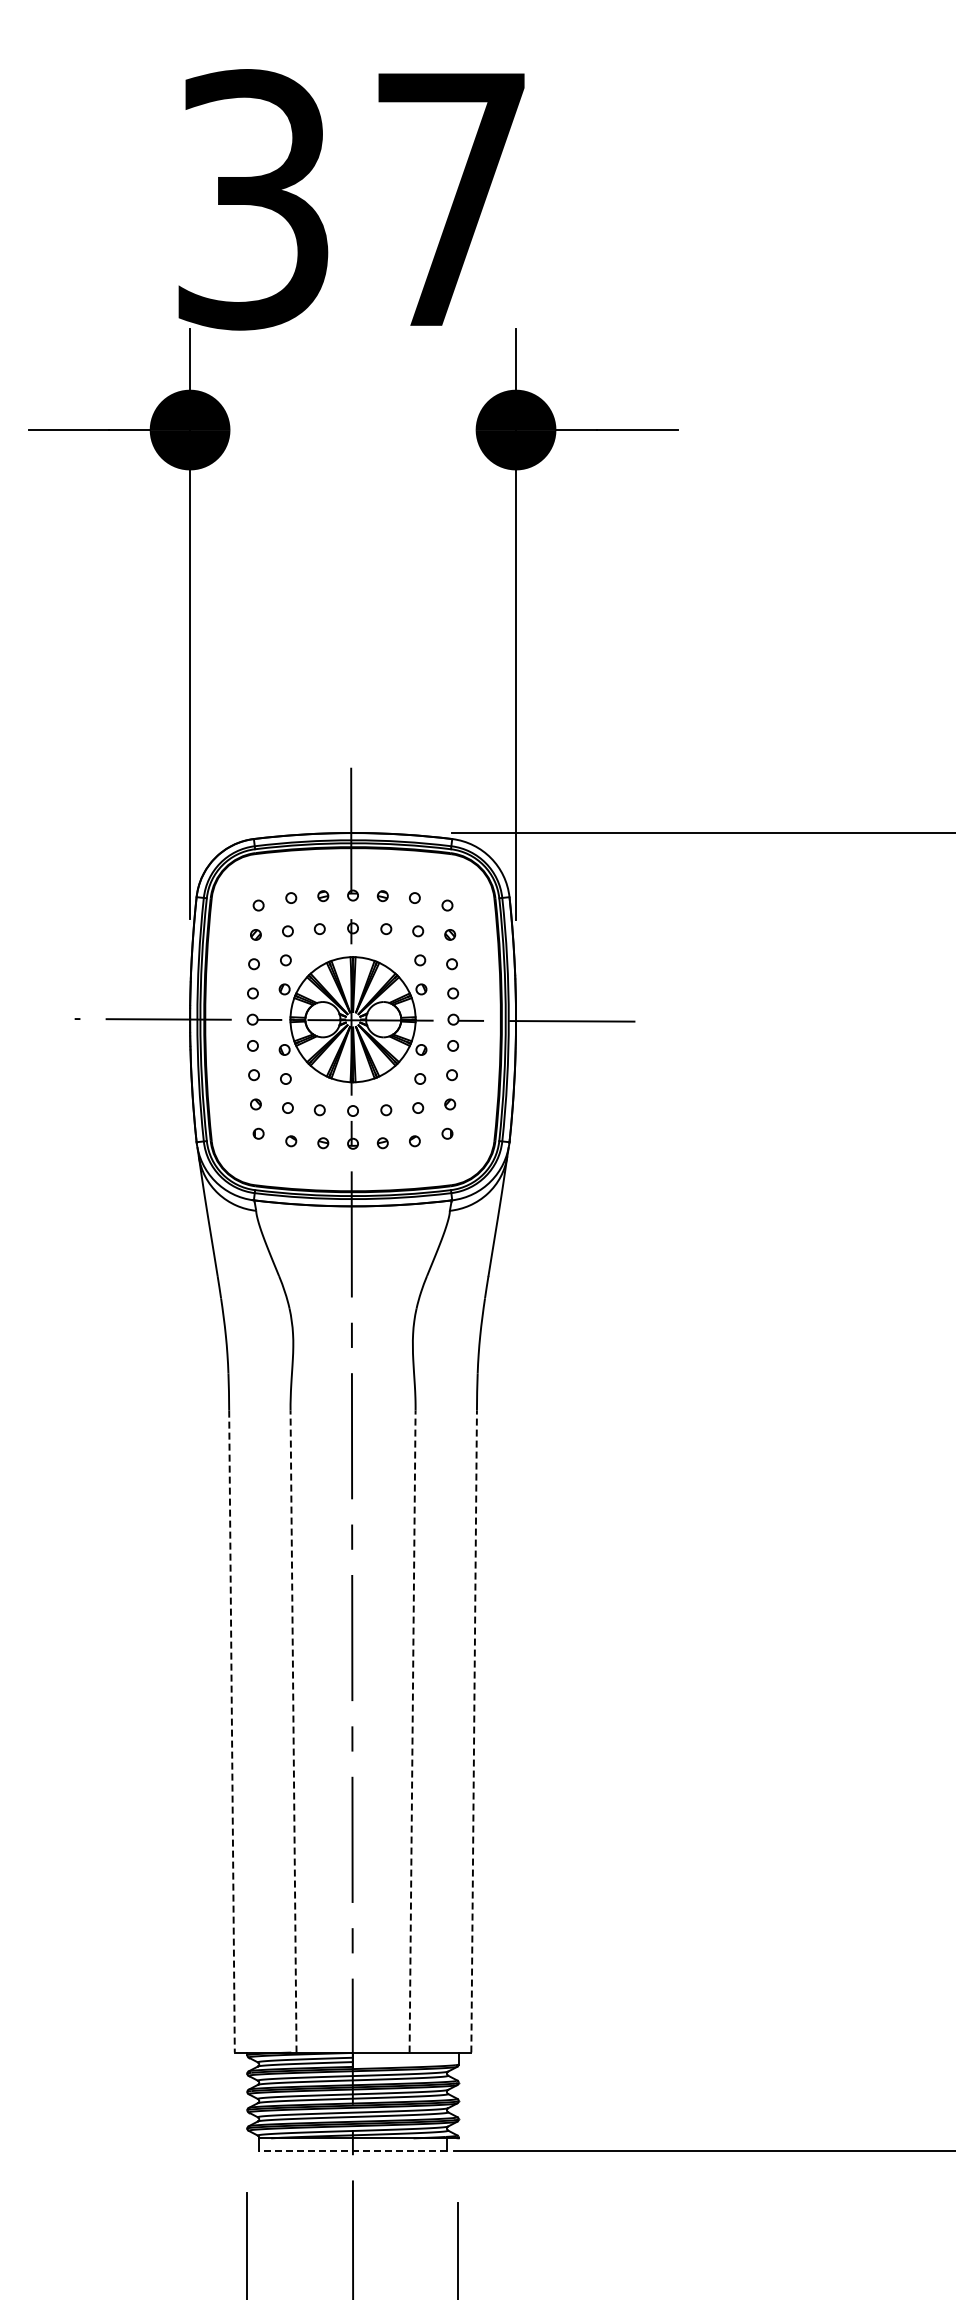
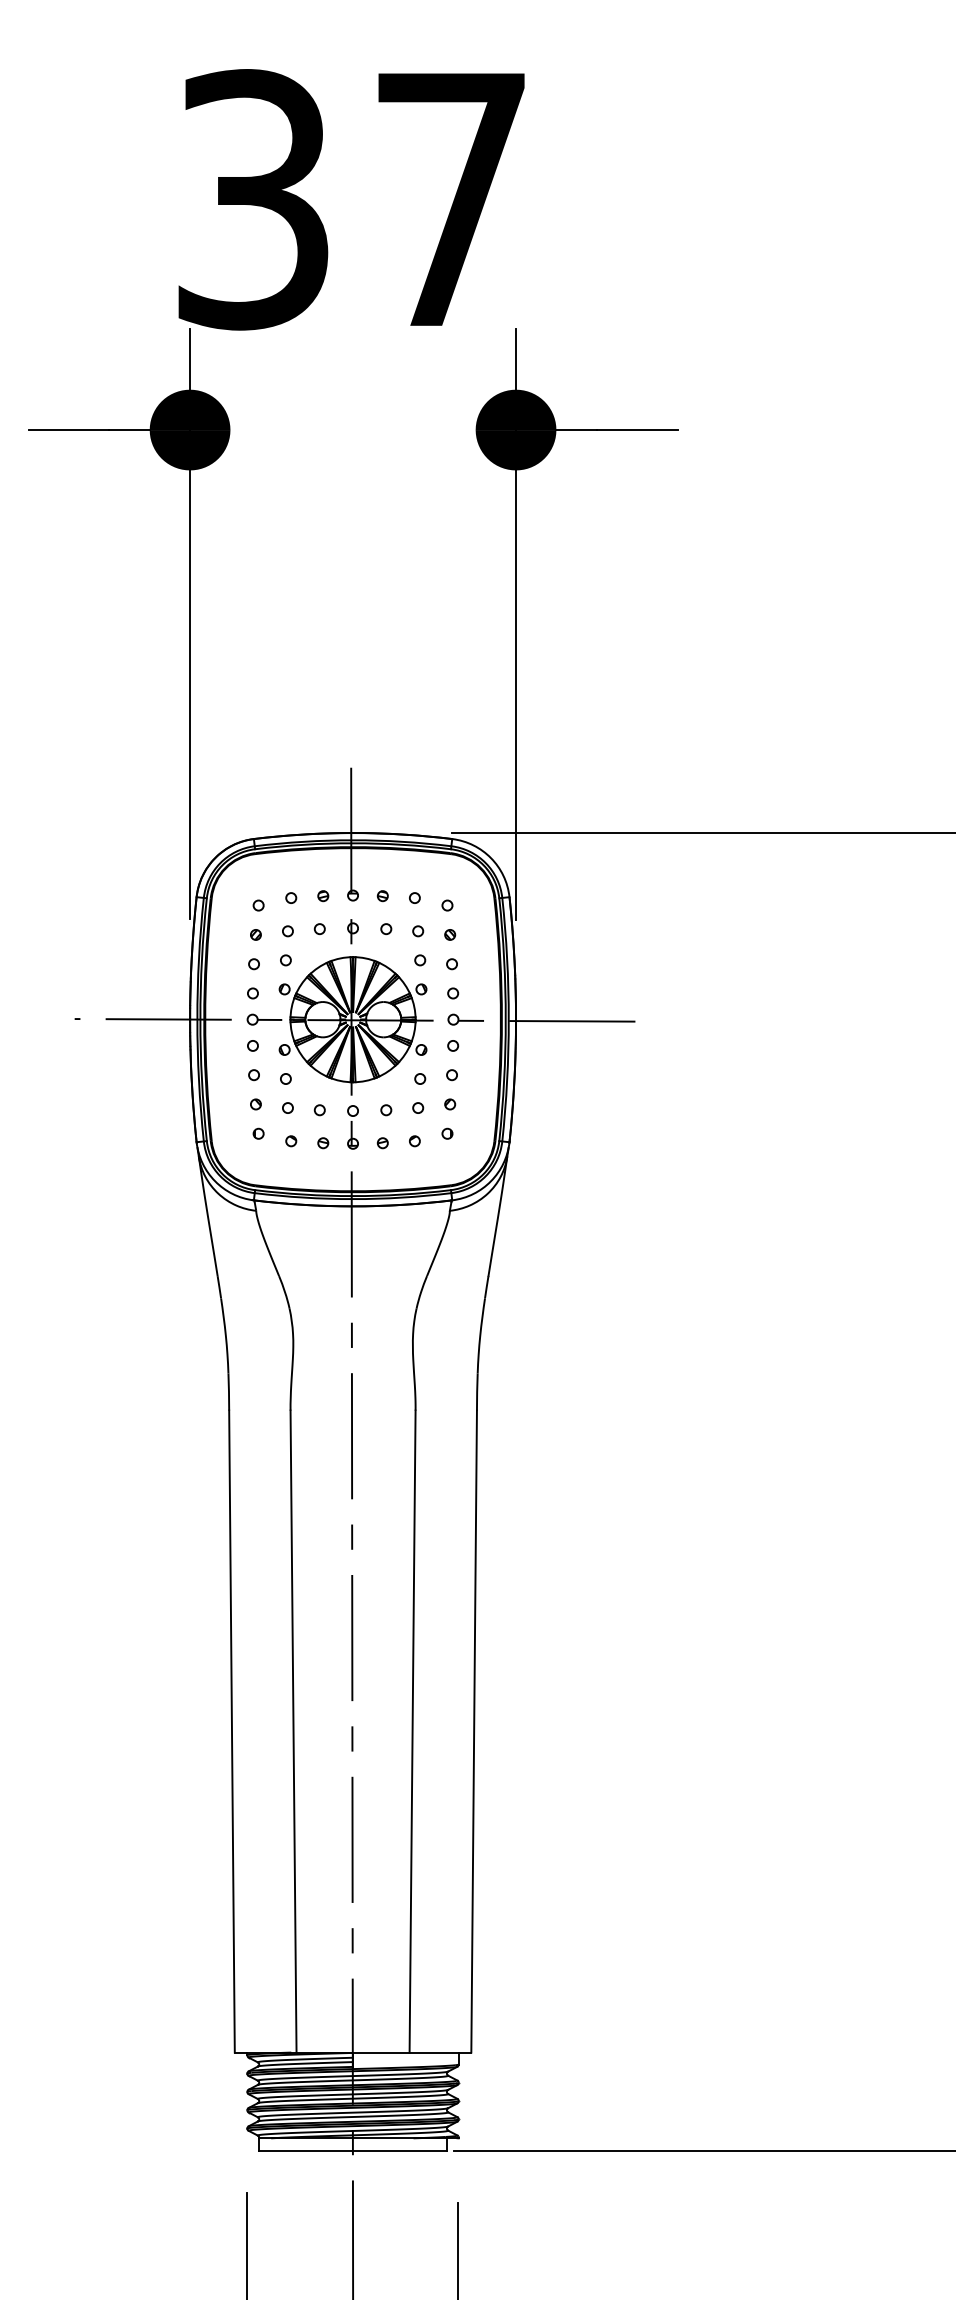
line: dashed -> solid (231, 1731)
line: dashed -> solid (293, 1731)
line: dashed -> solid (412, 1731)
line: dashed -> solid (474, 1731)
line: dashed -> solid (353, 2151)
